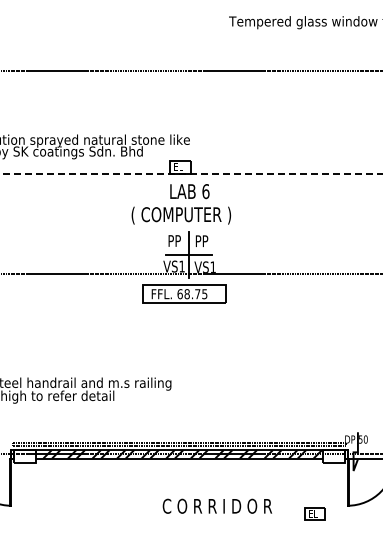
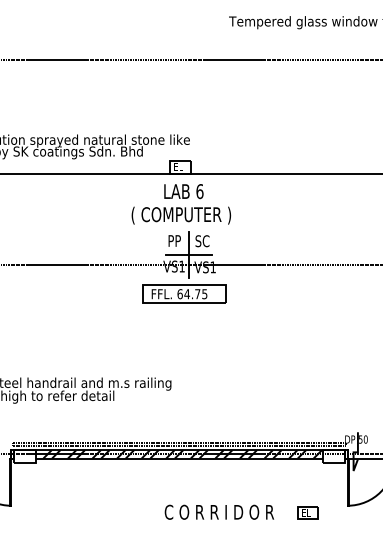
line position: (190, 70) -> (190, 59) (190, 59)
line: dashed -> solid (191, 174)
text position: (189, 191) -> (183, 191) (183, 191)
text: PP -> SC (202, 241)
line position: (190, 274) -> (190, 265) (190, 265)
text: 68.75 -> 64.75 (187, 294)
text position: (217, 505) -> (219, 511) (219, 511)
part position: (314, 513) -> (307, 512) (307, 512)
